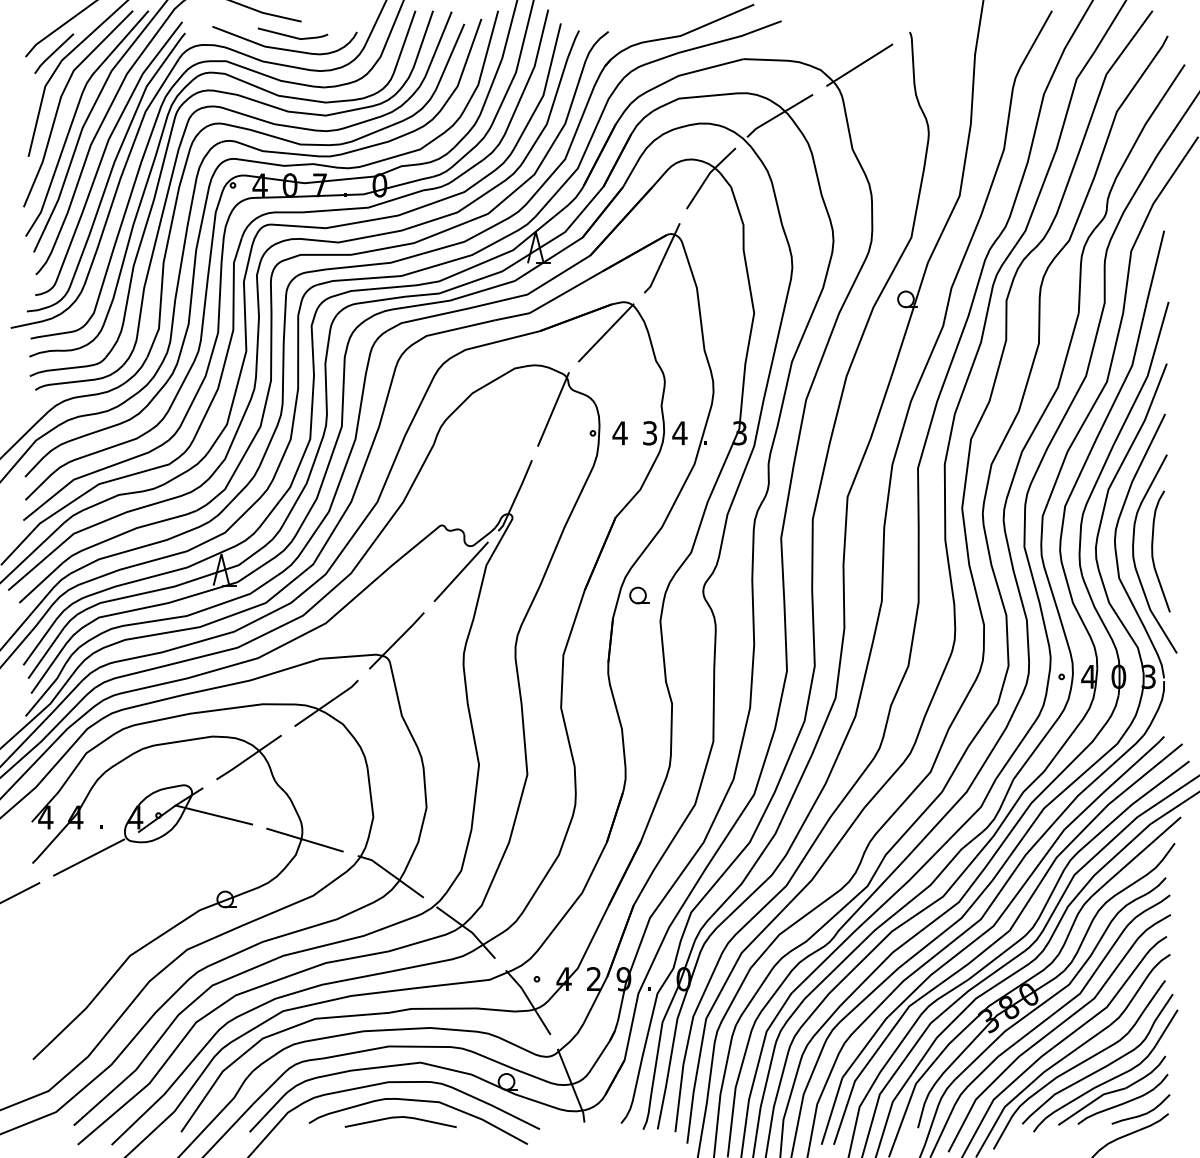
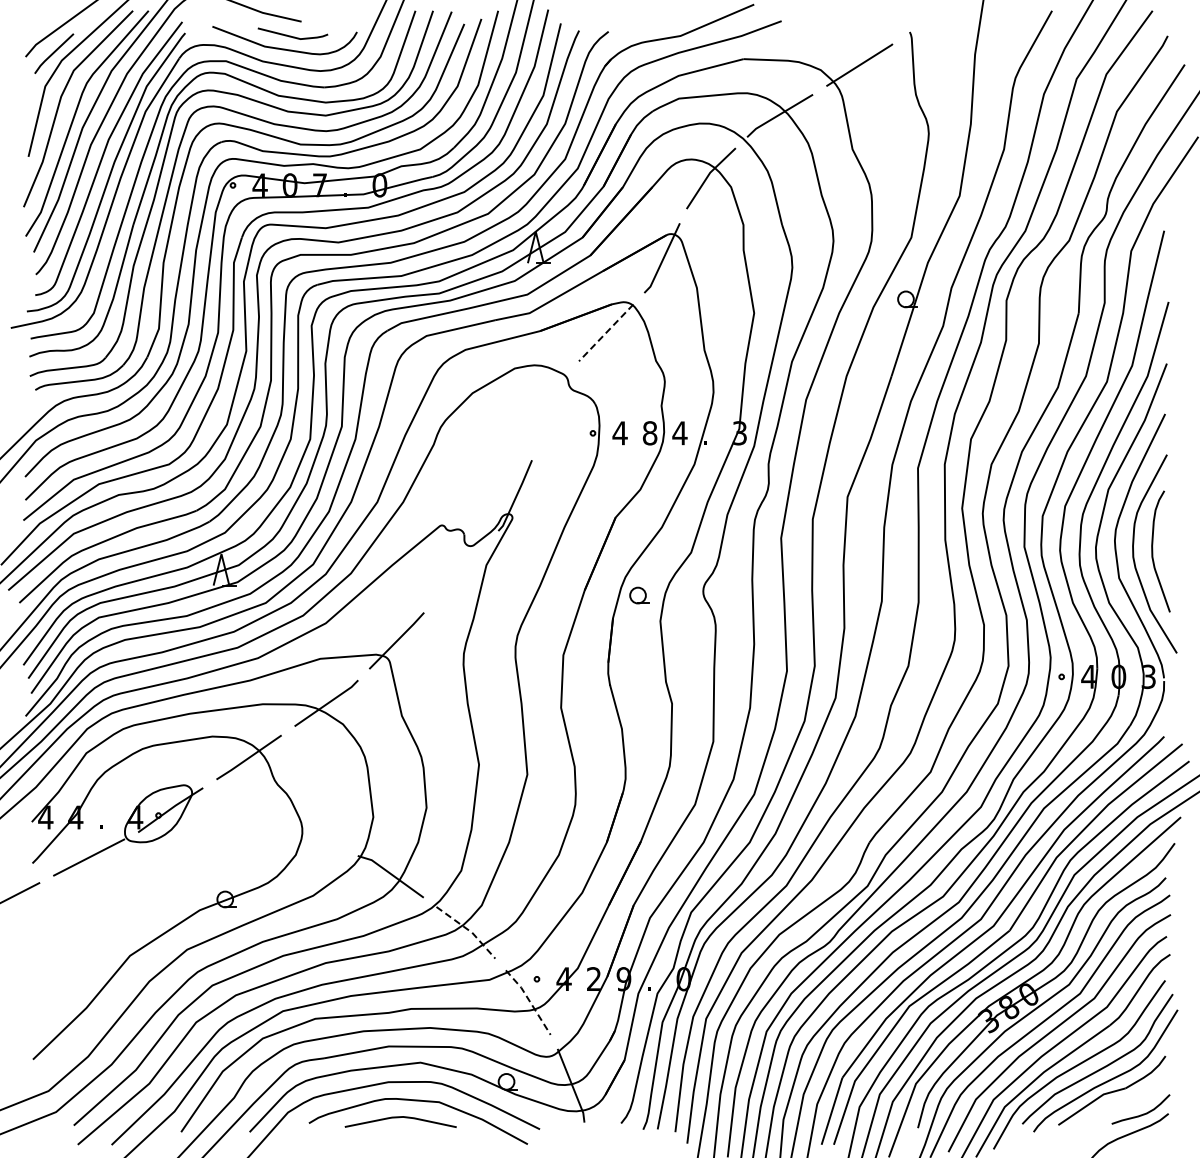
line: solid -> dashed (605, 333)
line: present -> none (553, 409)
text: 3 -> 8 (649, 433)
line: present -> none (460, 571)
line: present -> none (213, 814)
line: present -> none (304, 839)
line: solid -> dashed (469, 930)
line: solid -> dashed (529, 1001)
curve: present -> none (1123, 1102)
